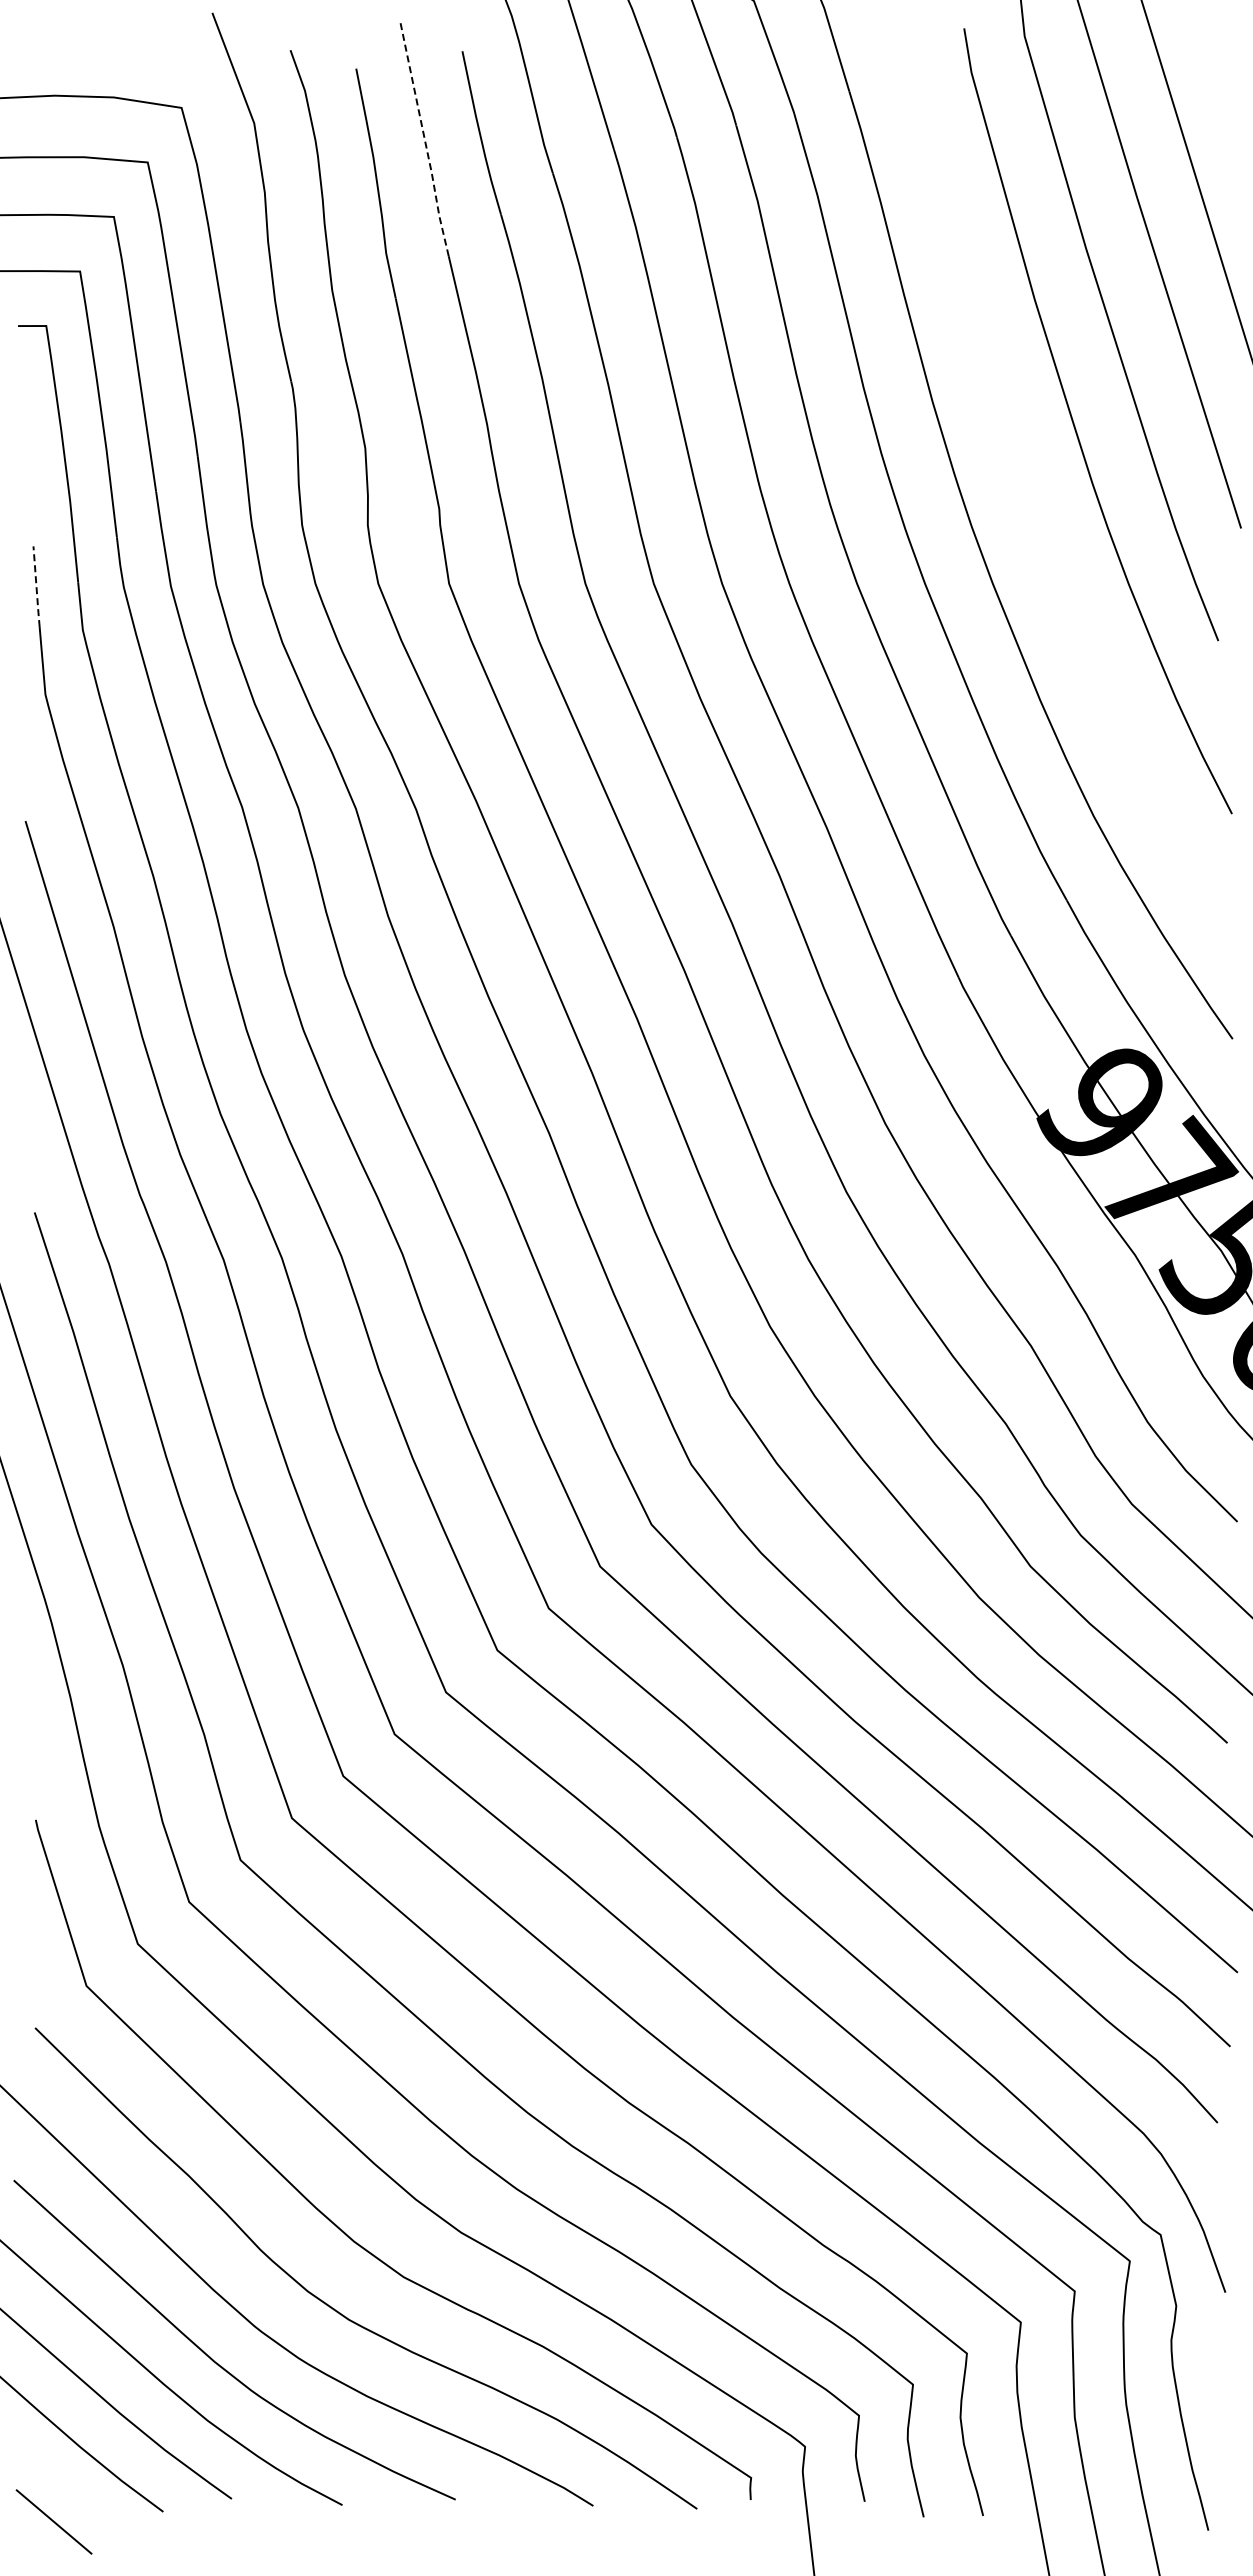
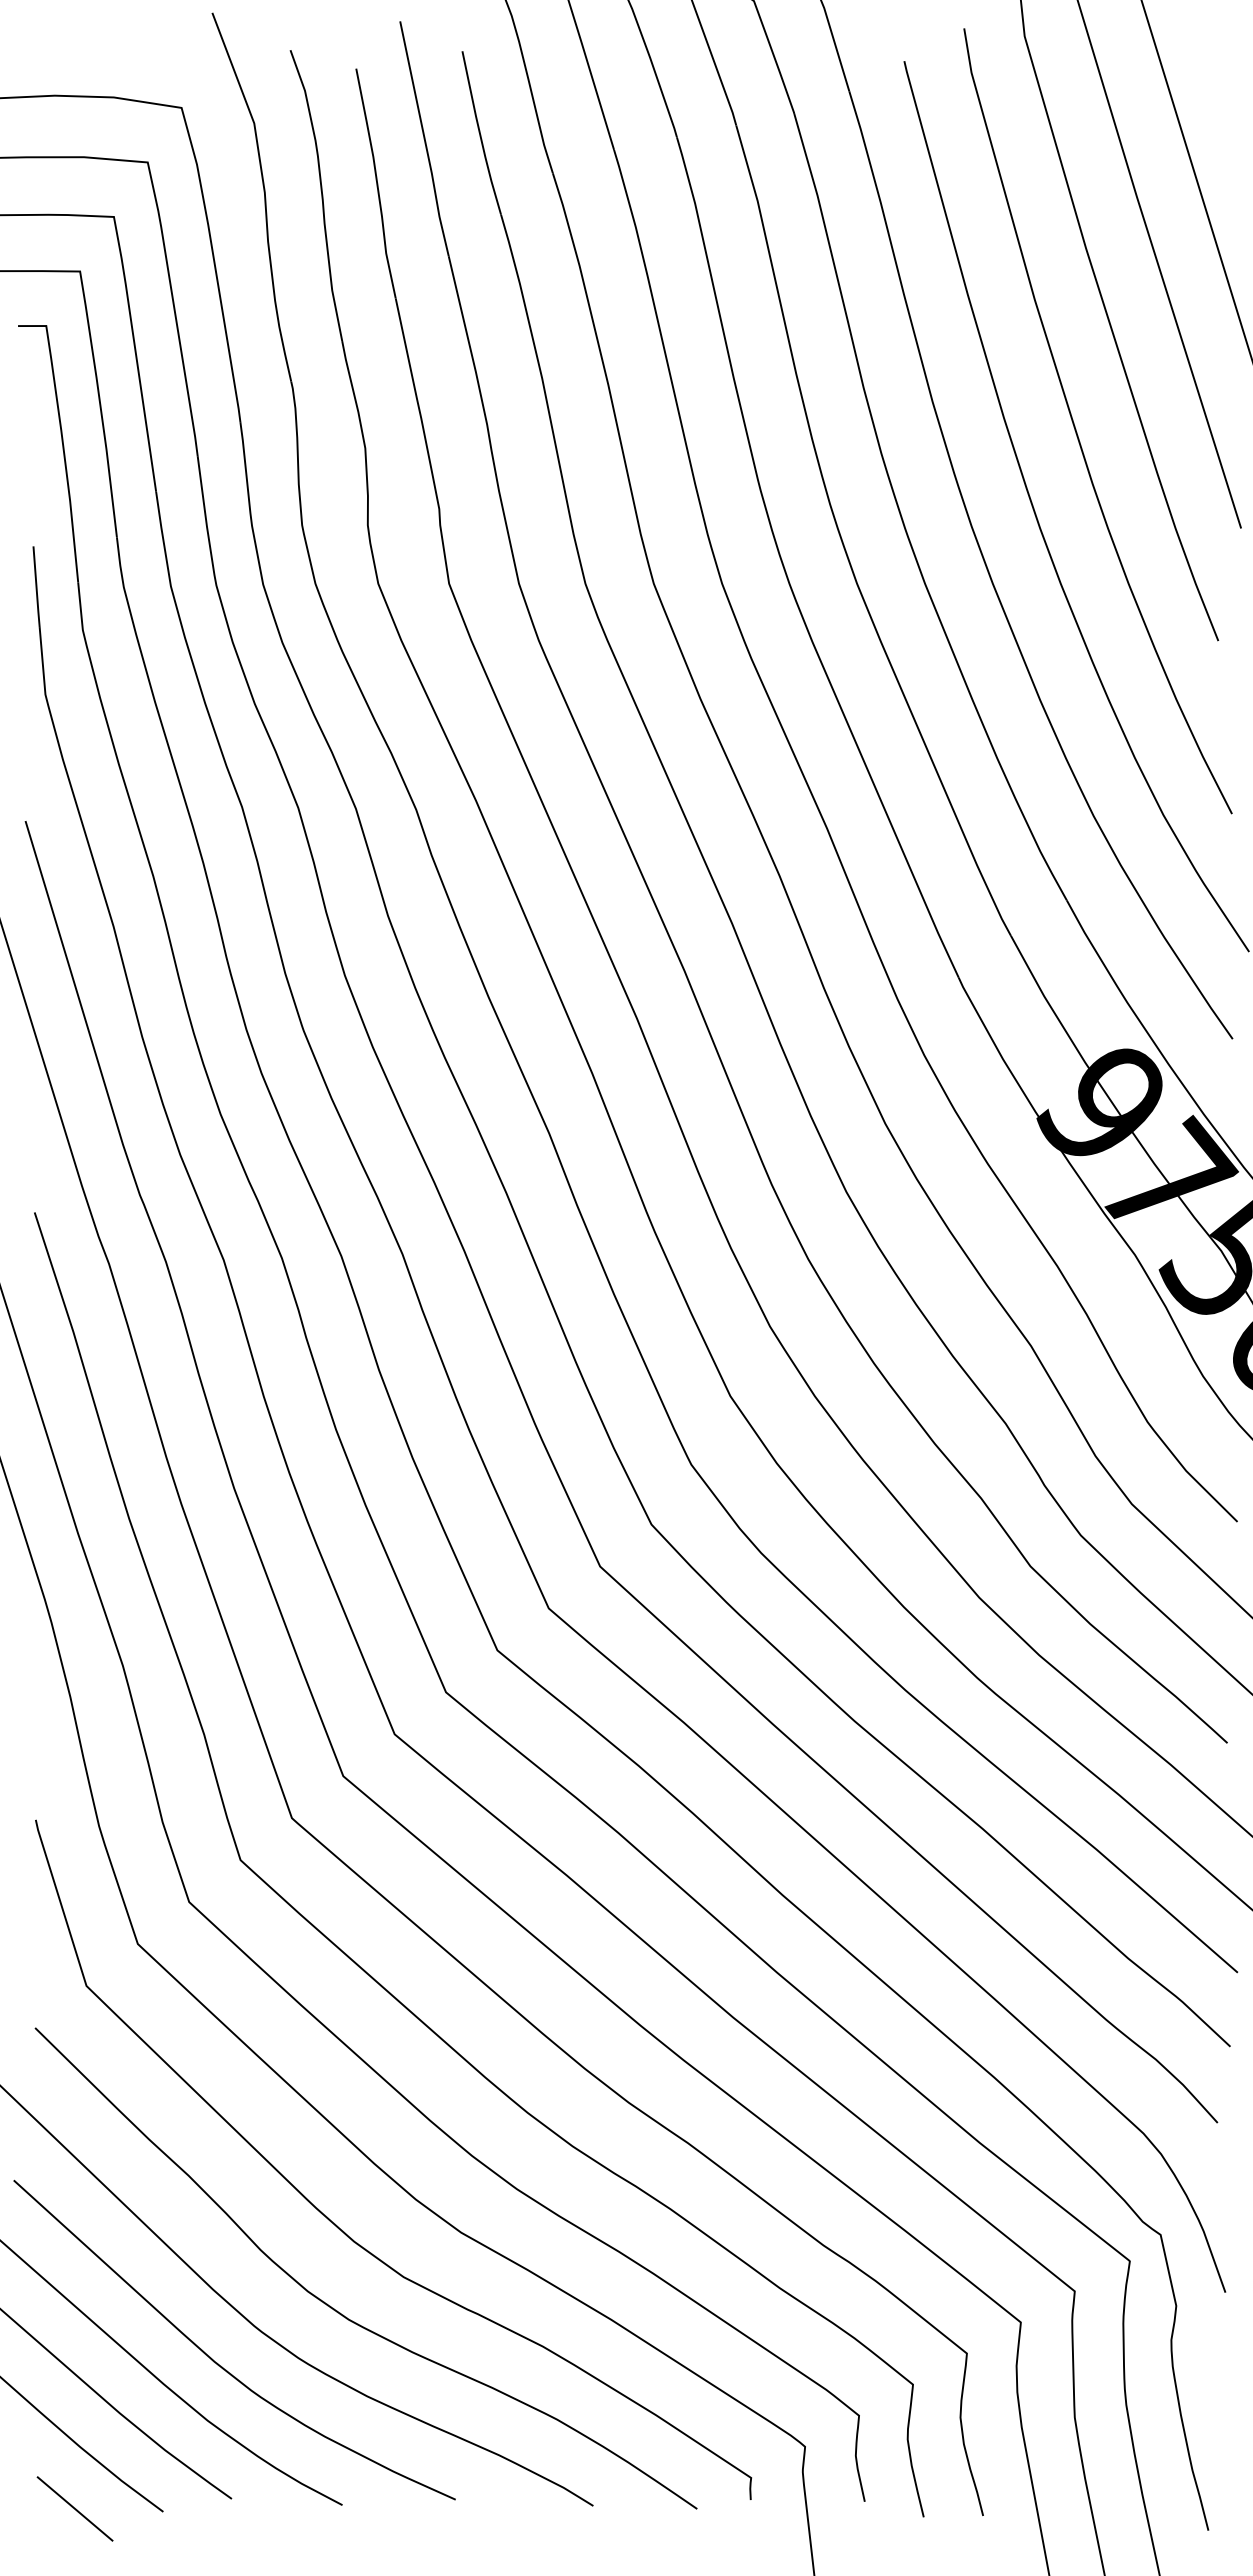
line: dashed -> solid (424, 140)
curve: none -> present (1038, 519)
line: dashed -> solid (36, 587)
line position: (53, 2521) -> (74, 2508) (74, 2508)
